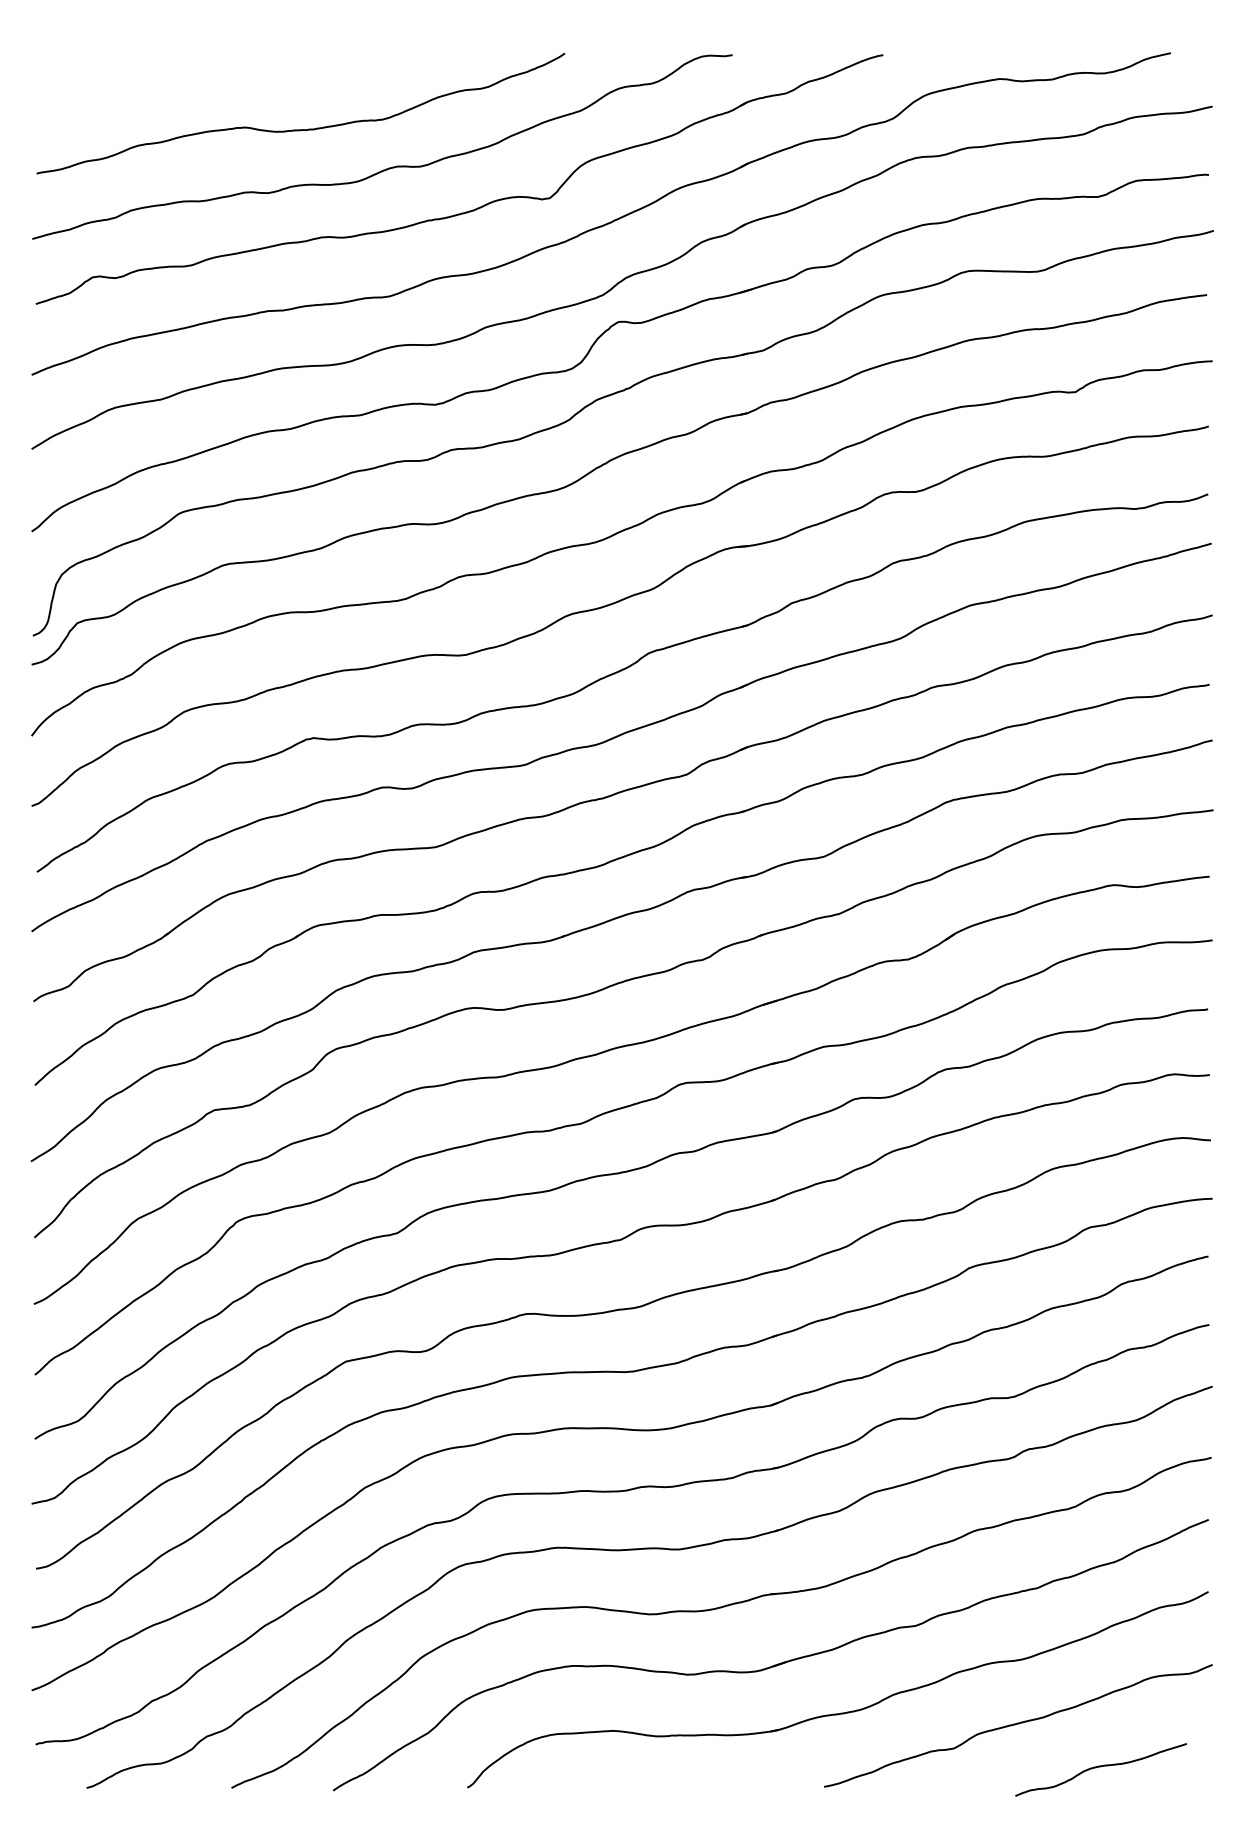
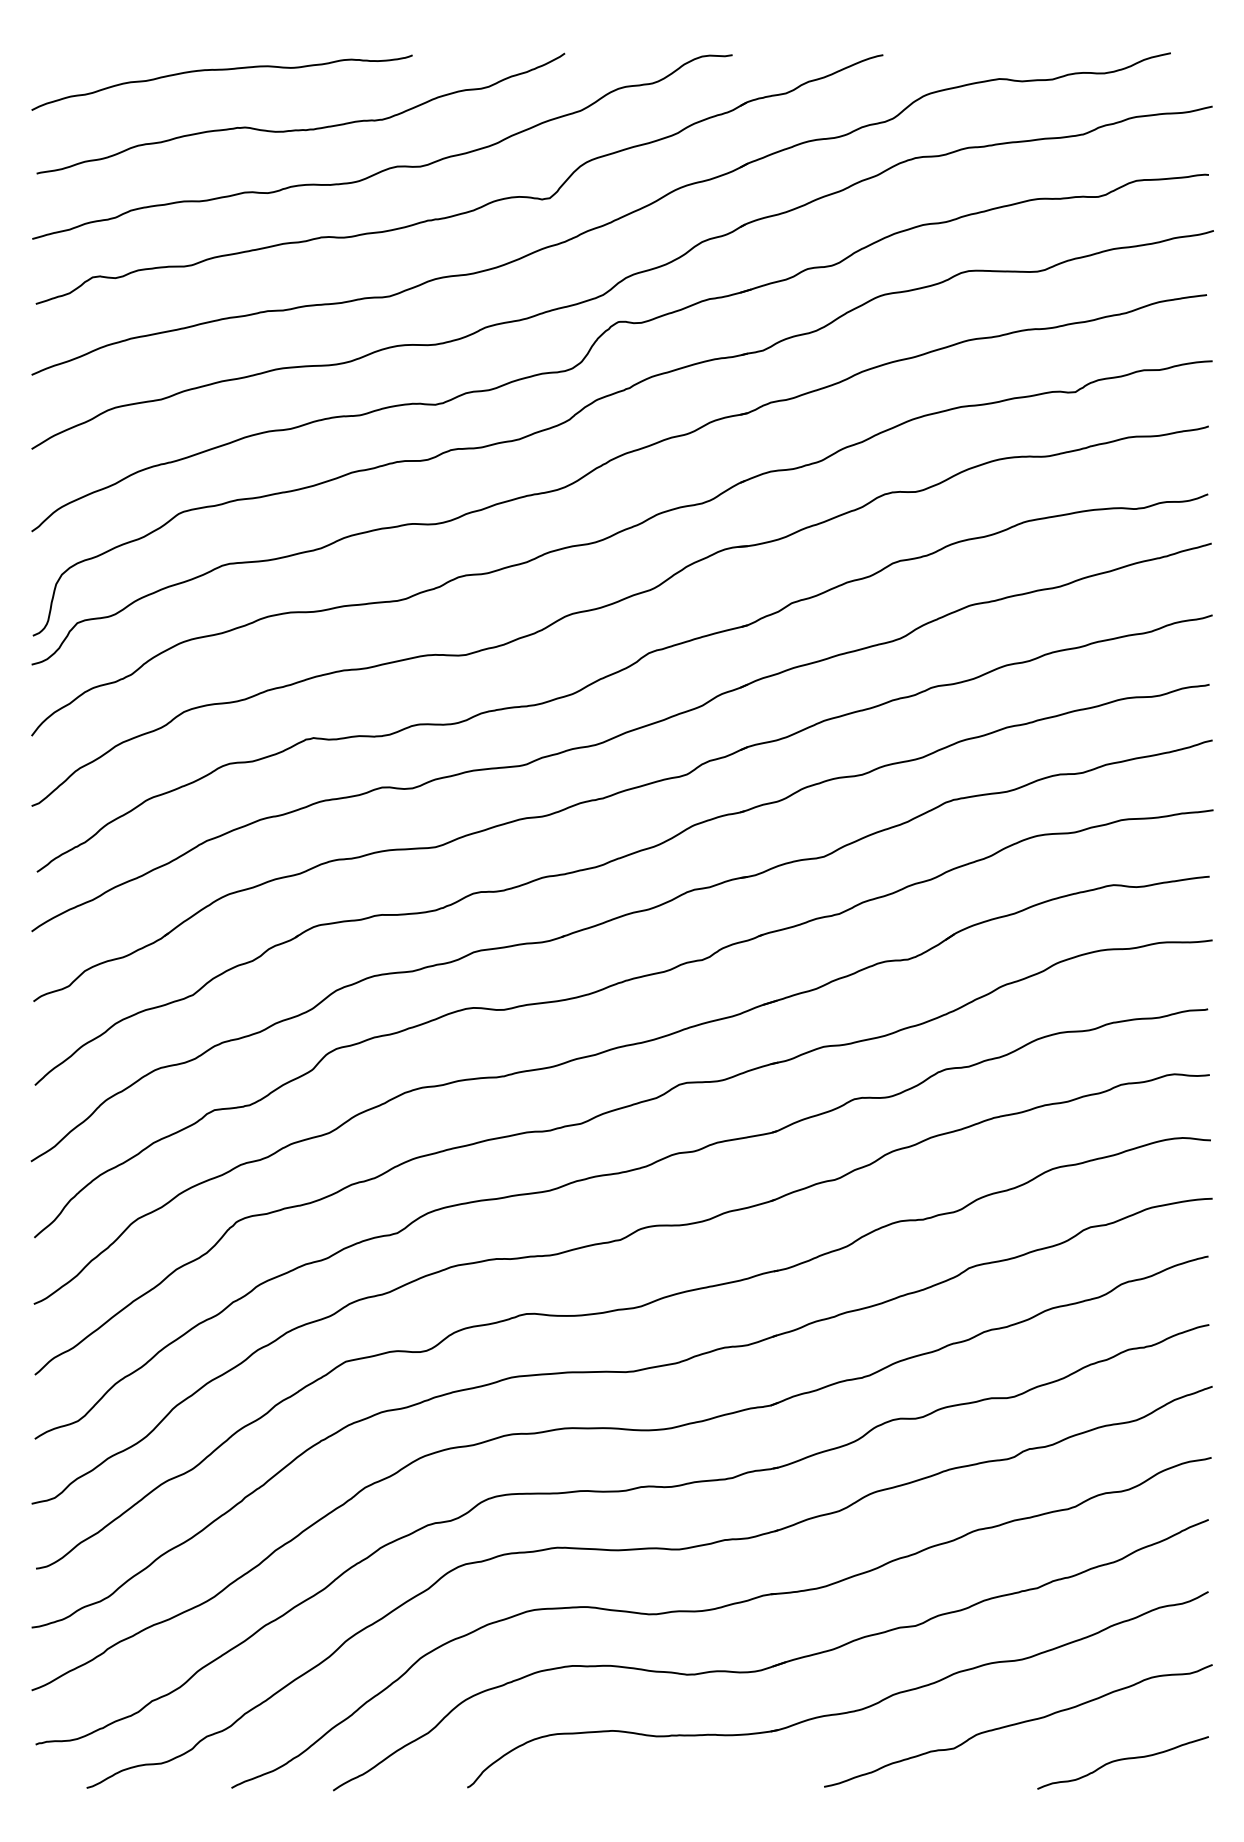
curve: none -> present (221, 70)
curve position: (1100, 1767) -> (1122, 1760) (1122, 1760)
